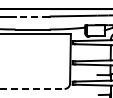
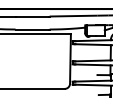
line: dashed -> solid (32, 16)
line: dashed -> solid (33, 88)
